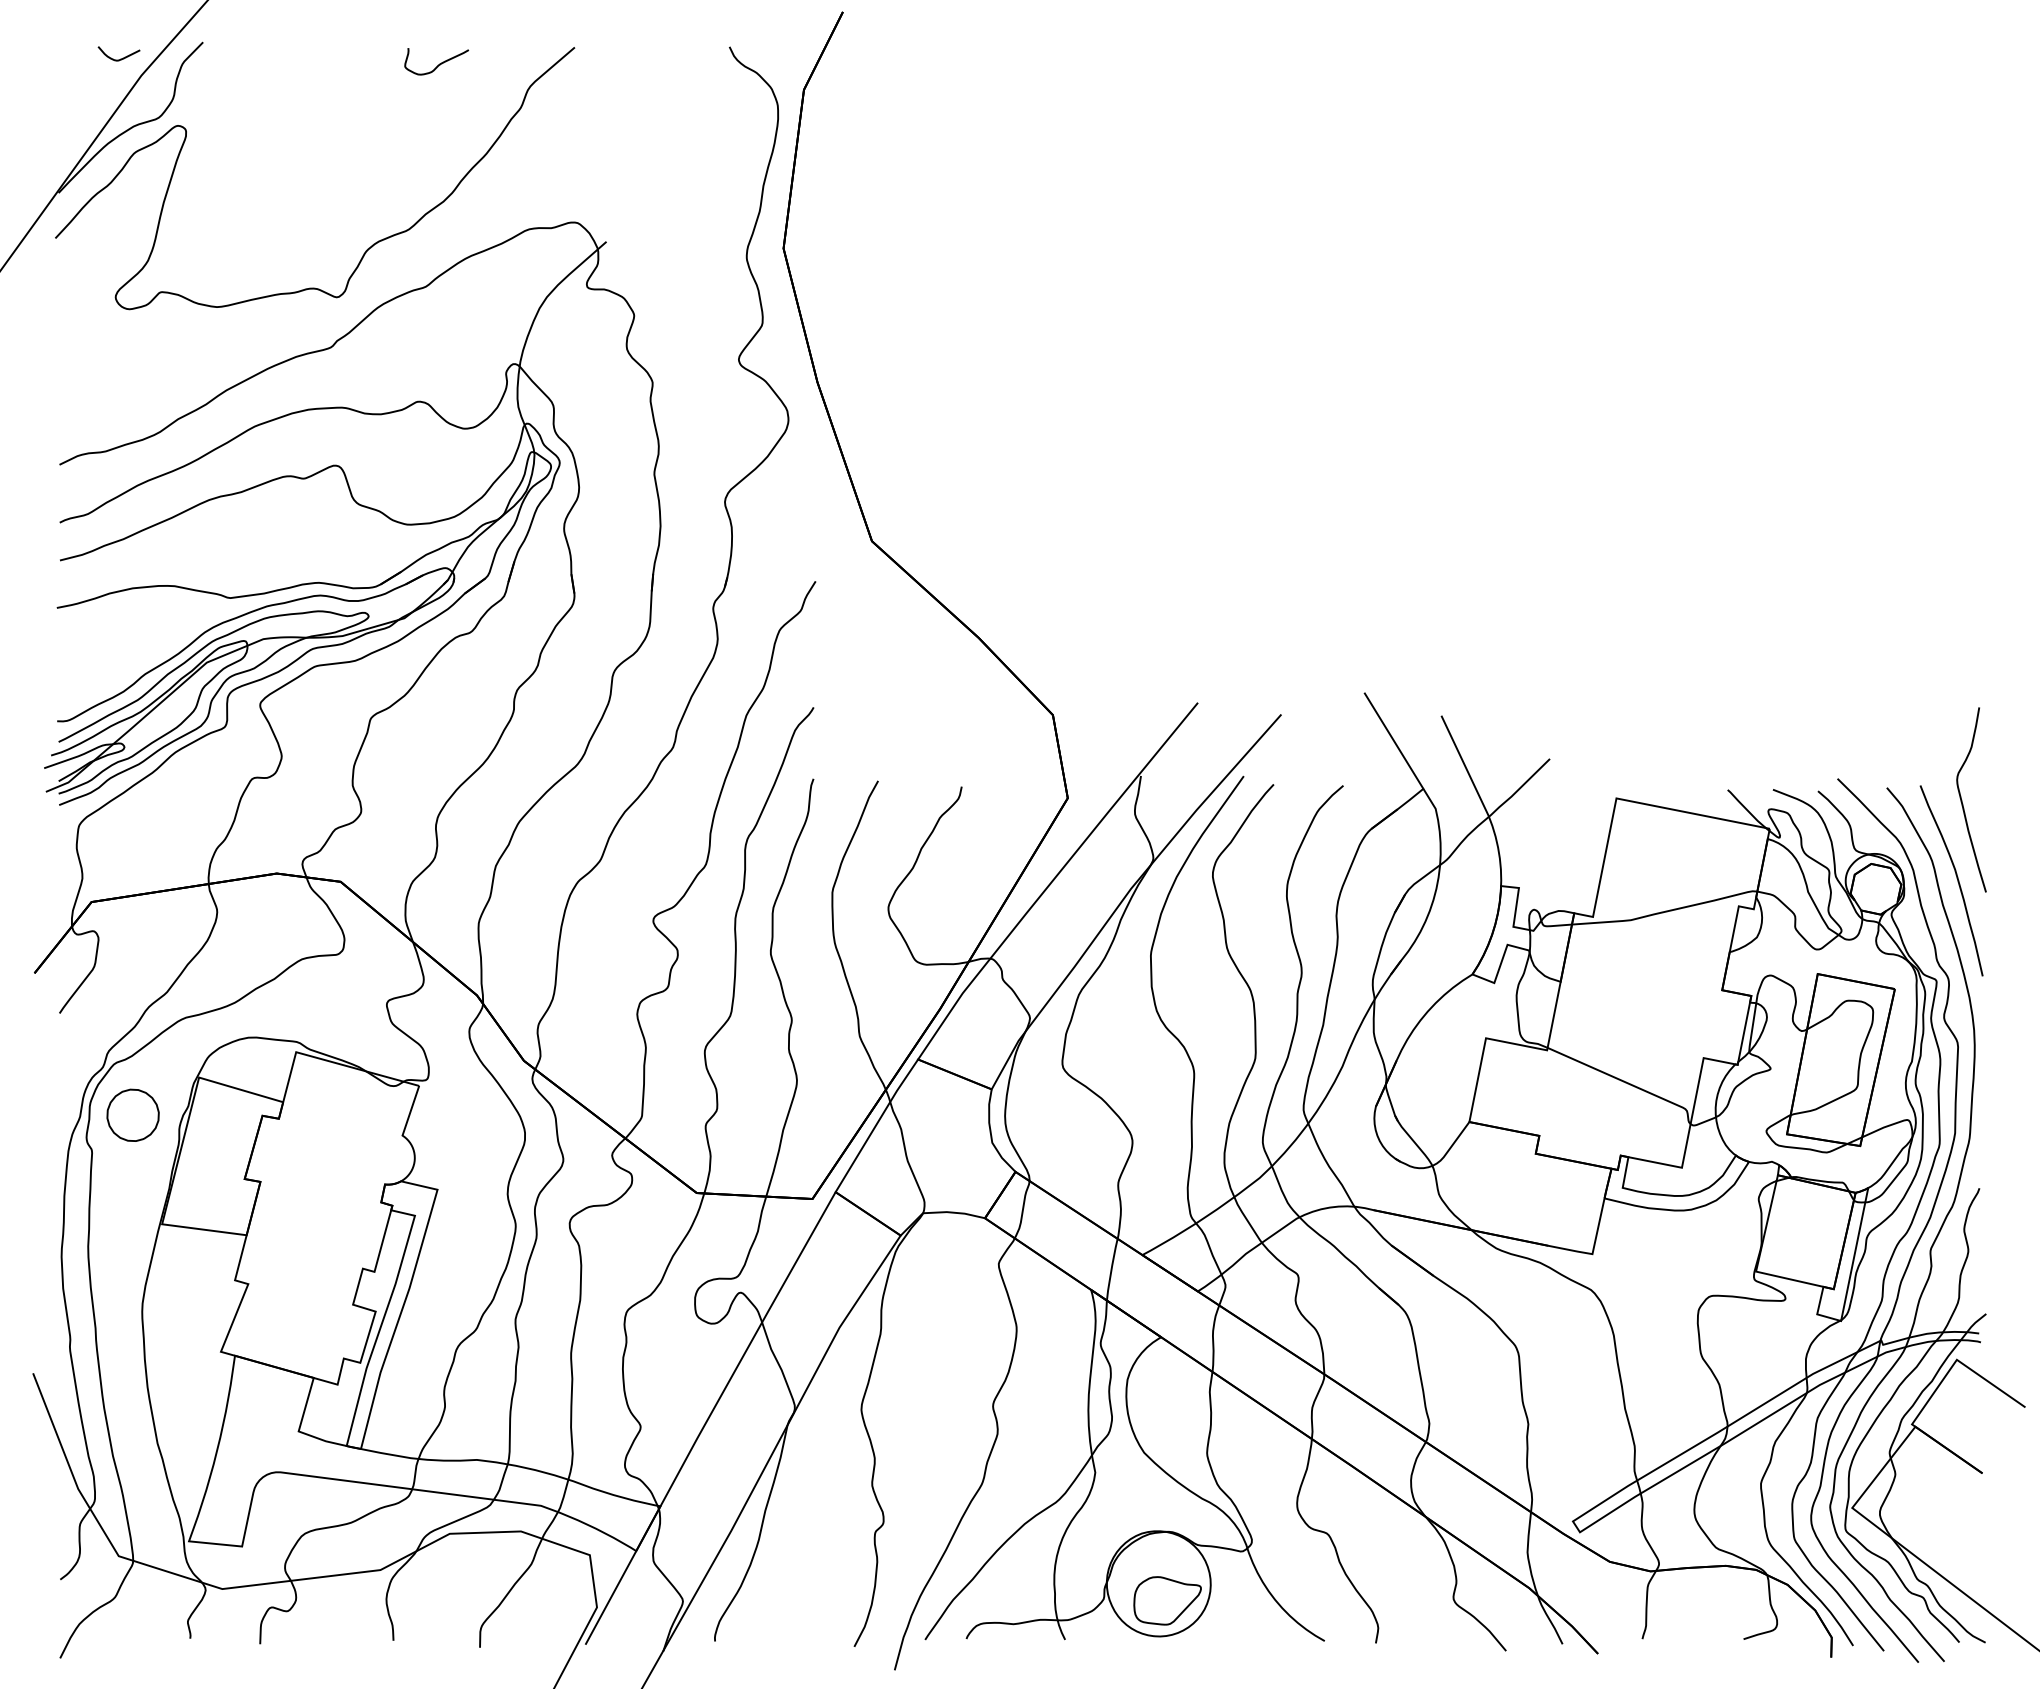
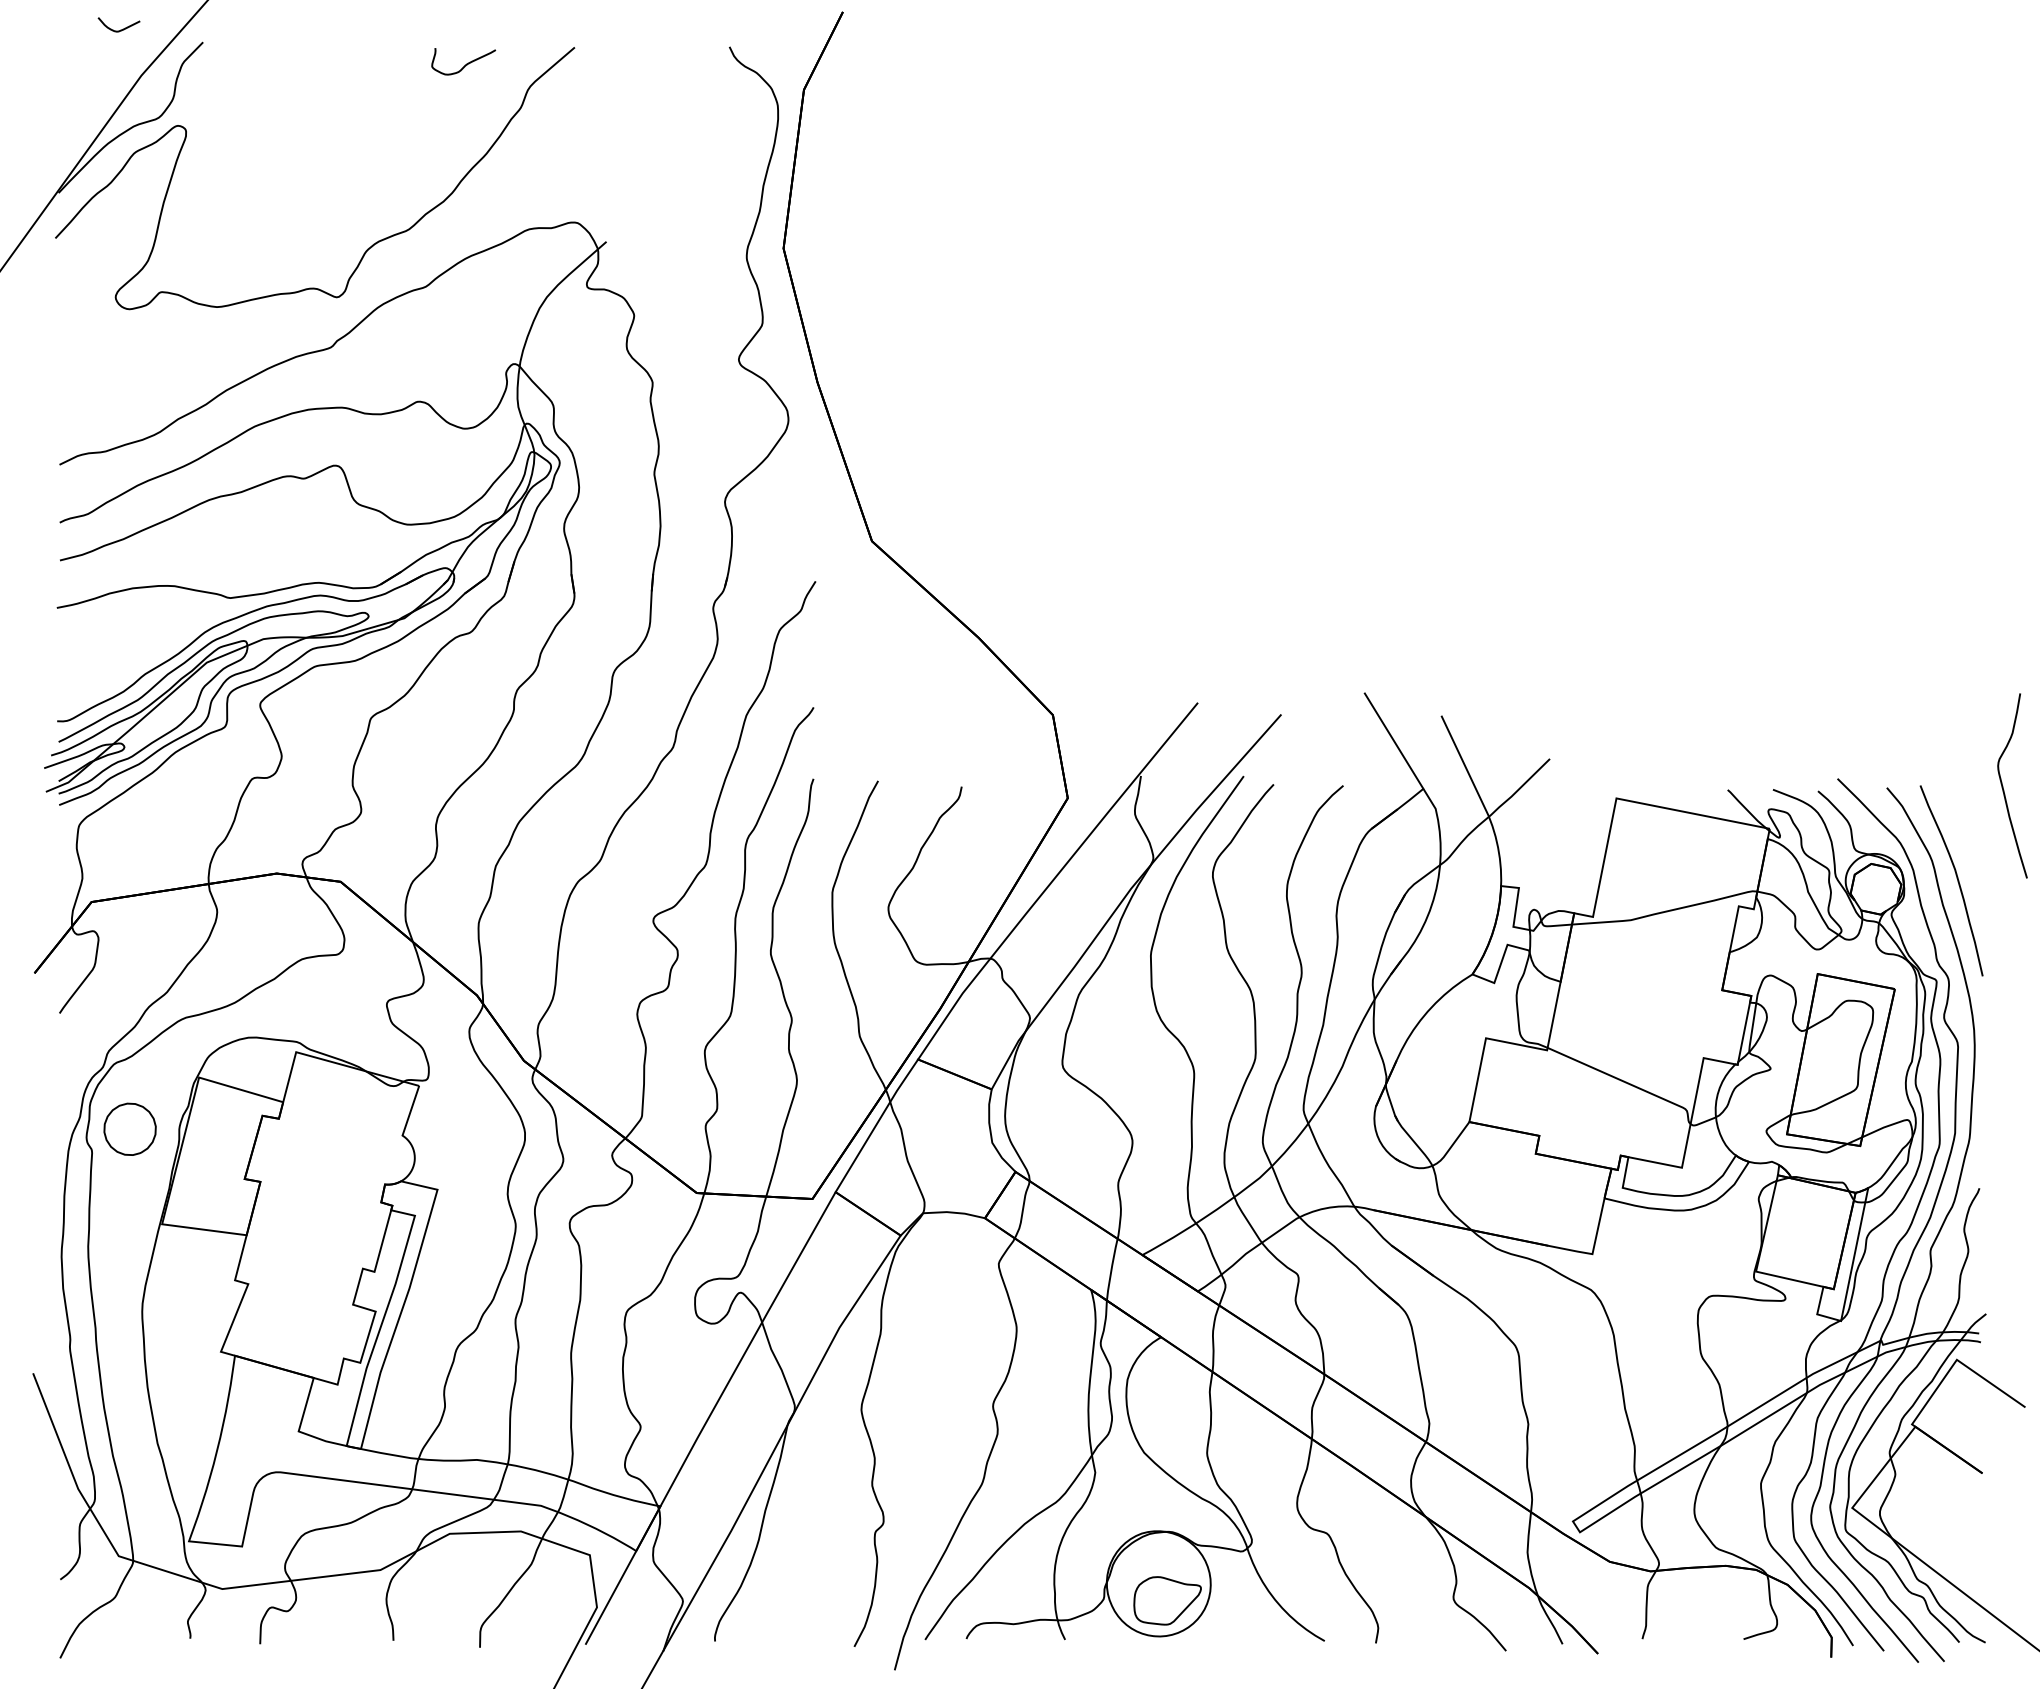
curve position: (120, 58) -> (120, 29) (120, 29)
curve position: (439, 63) -> (466, 63) (466, 63)
curve position: (1962, 800) -> (2003, 786) (2003, 786)
part position: (132, 1114) -> (129, 1128) (129, 1128)
